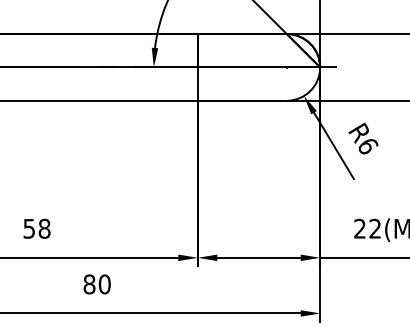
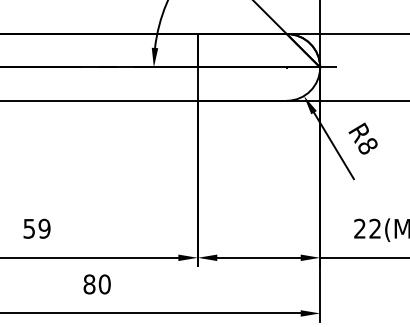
text: R6 -> R8 (368, 146)
text: 58 -> 59 (44, 228)
